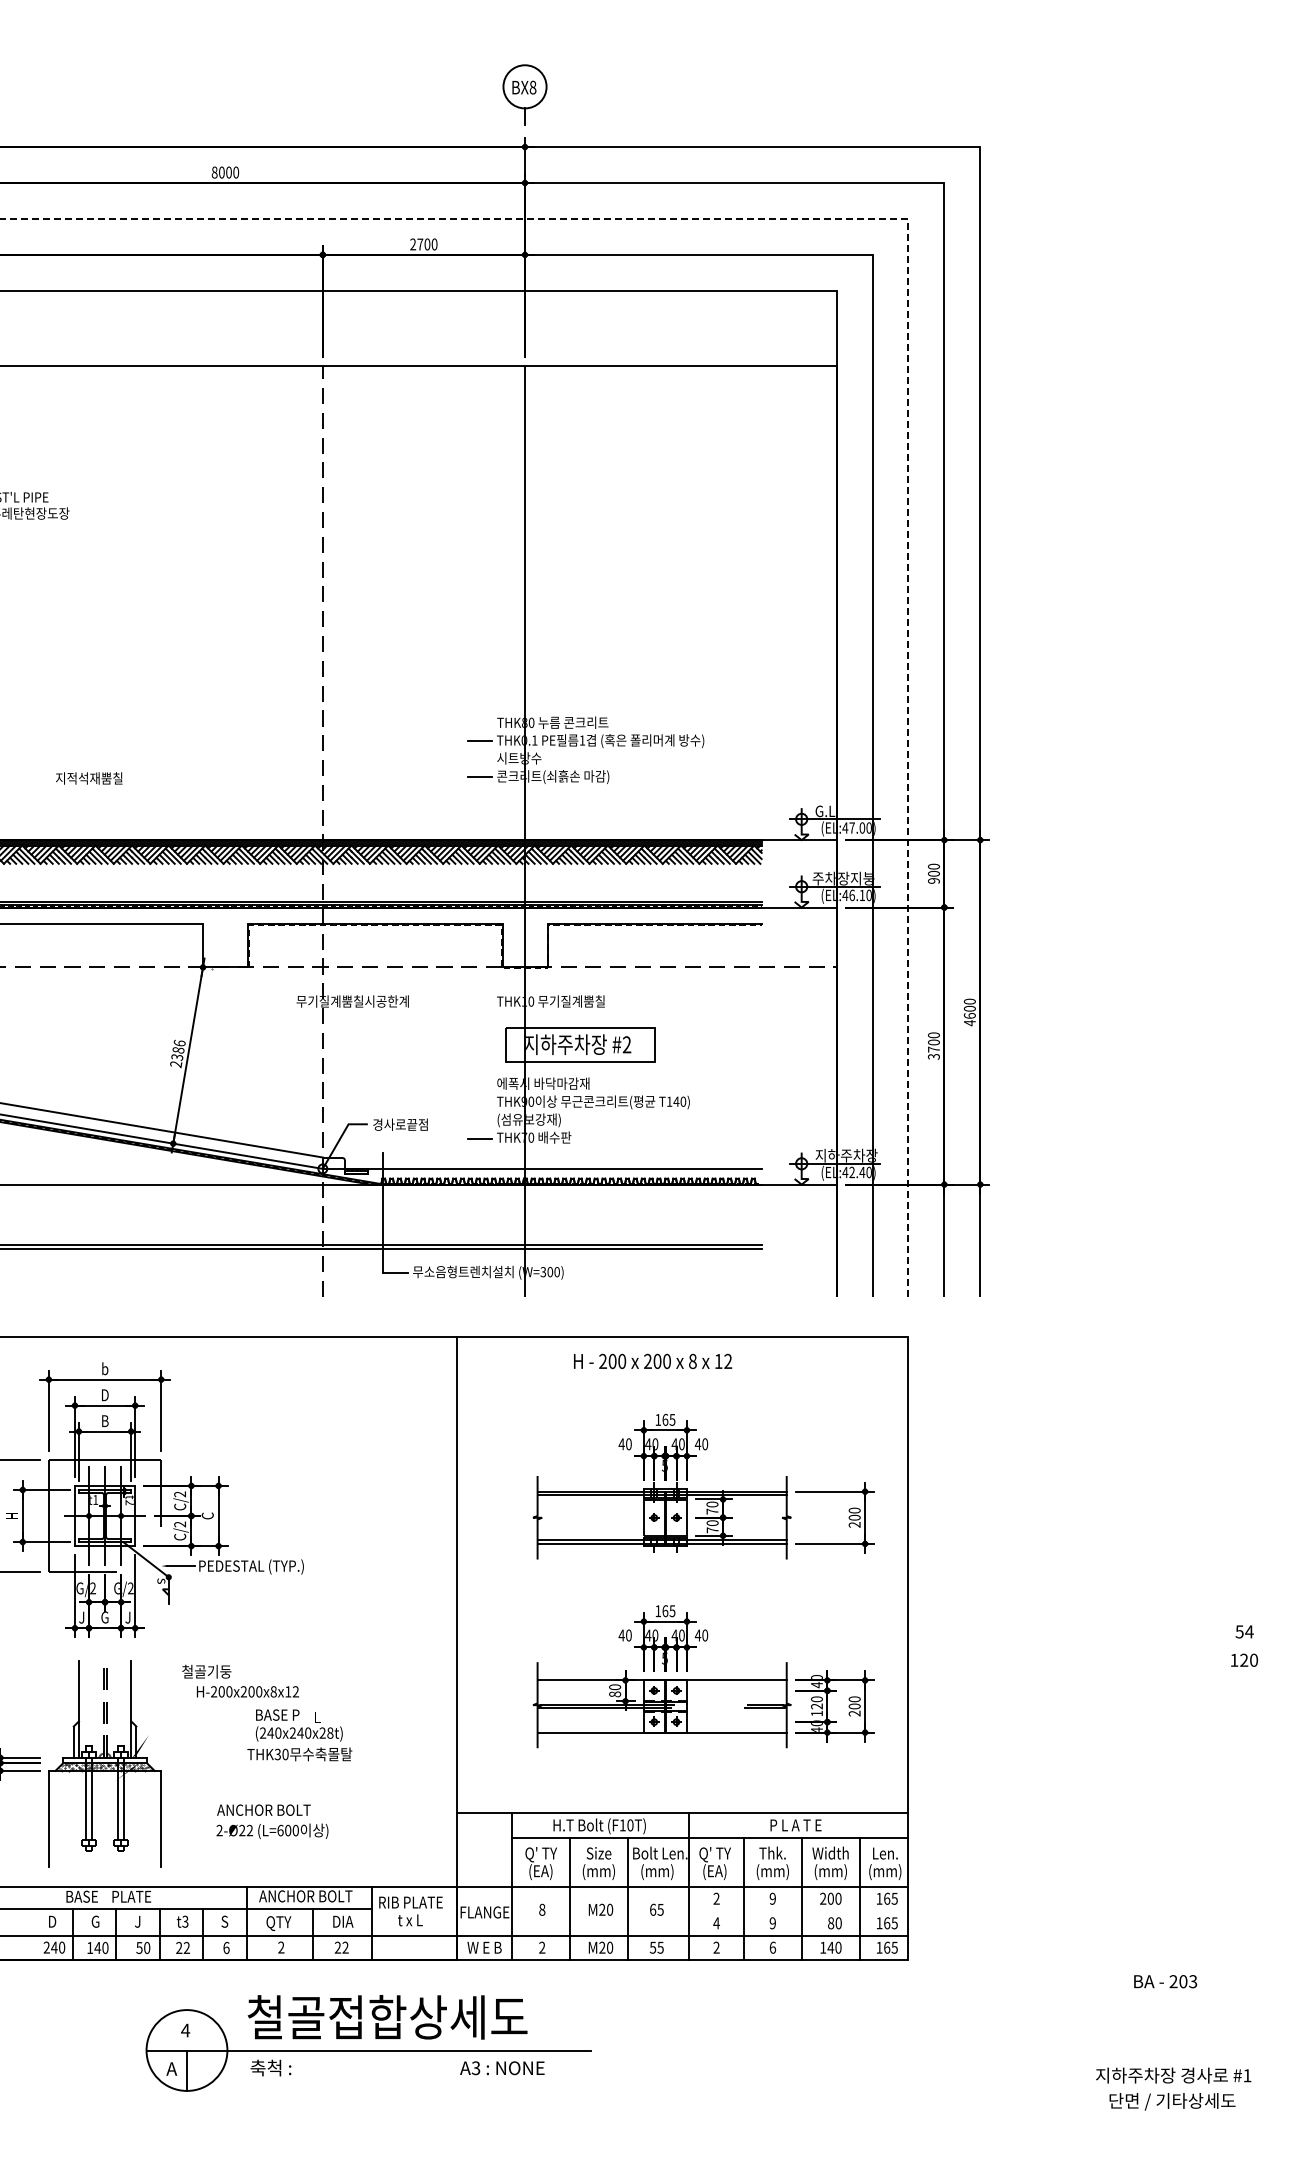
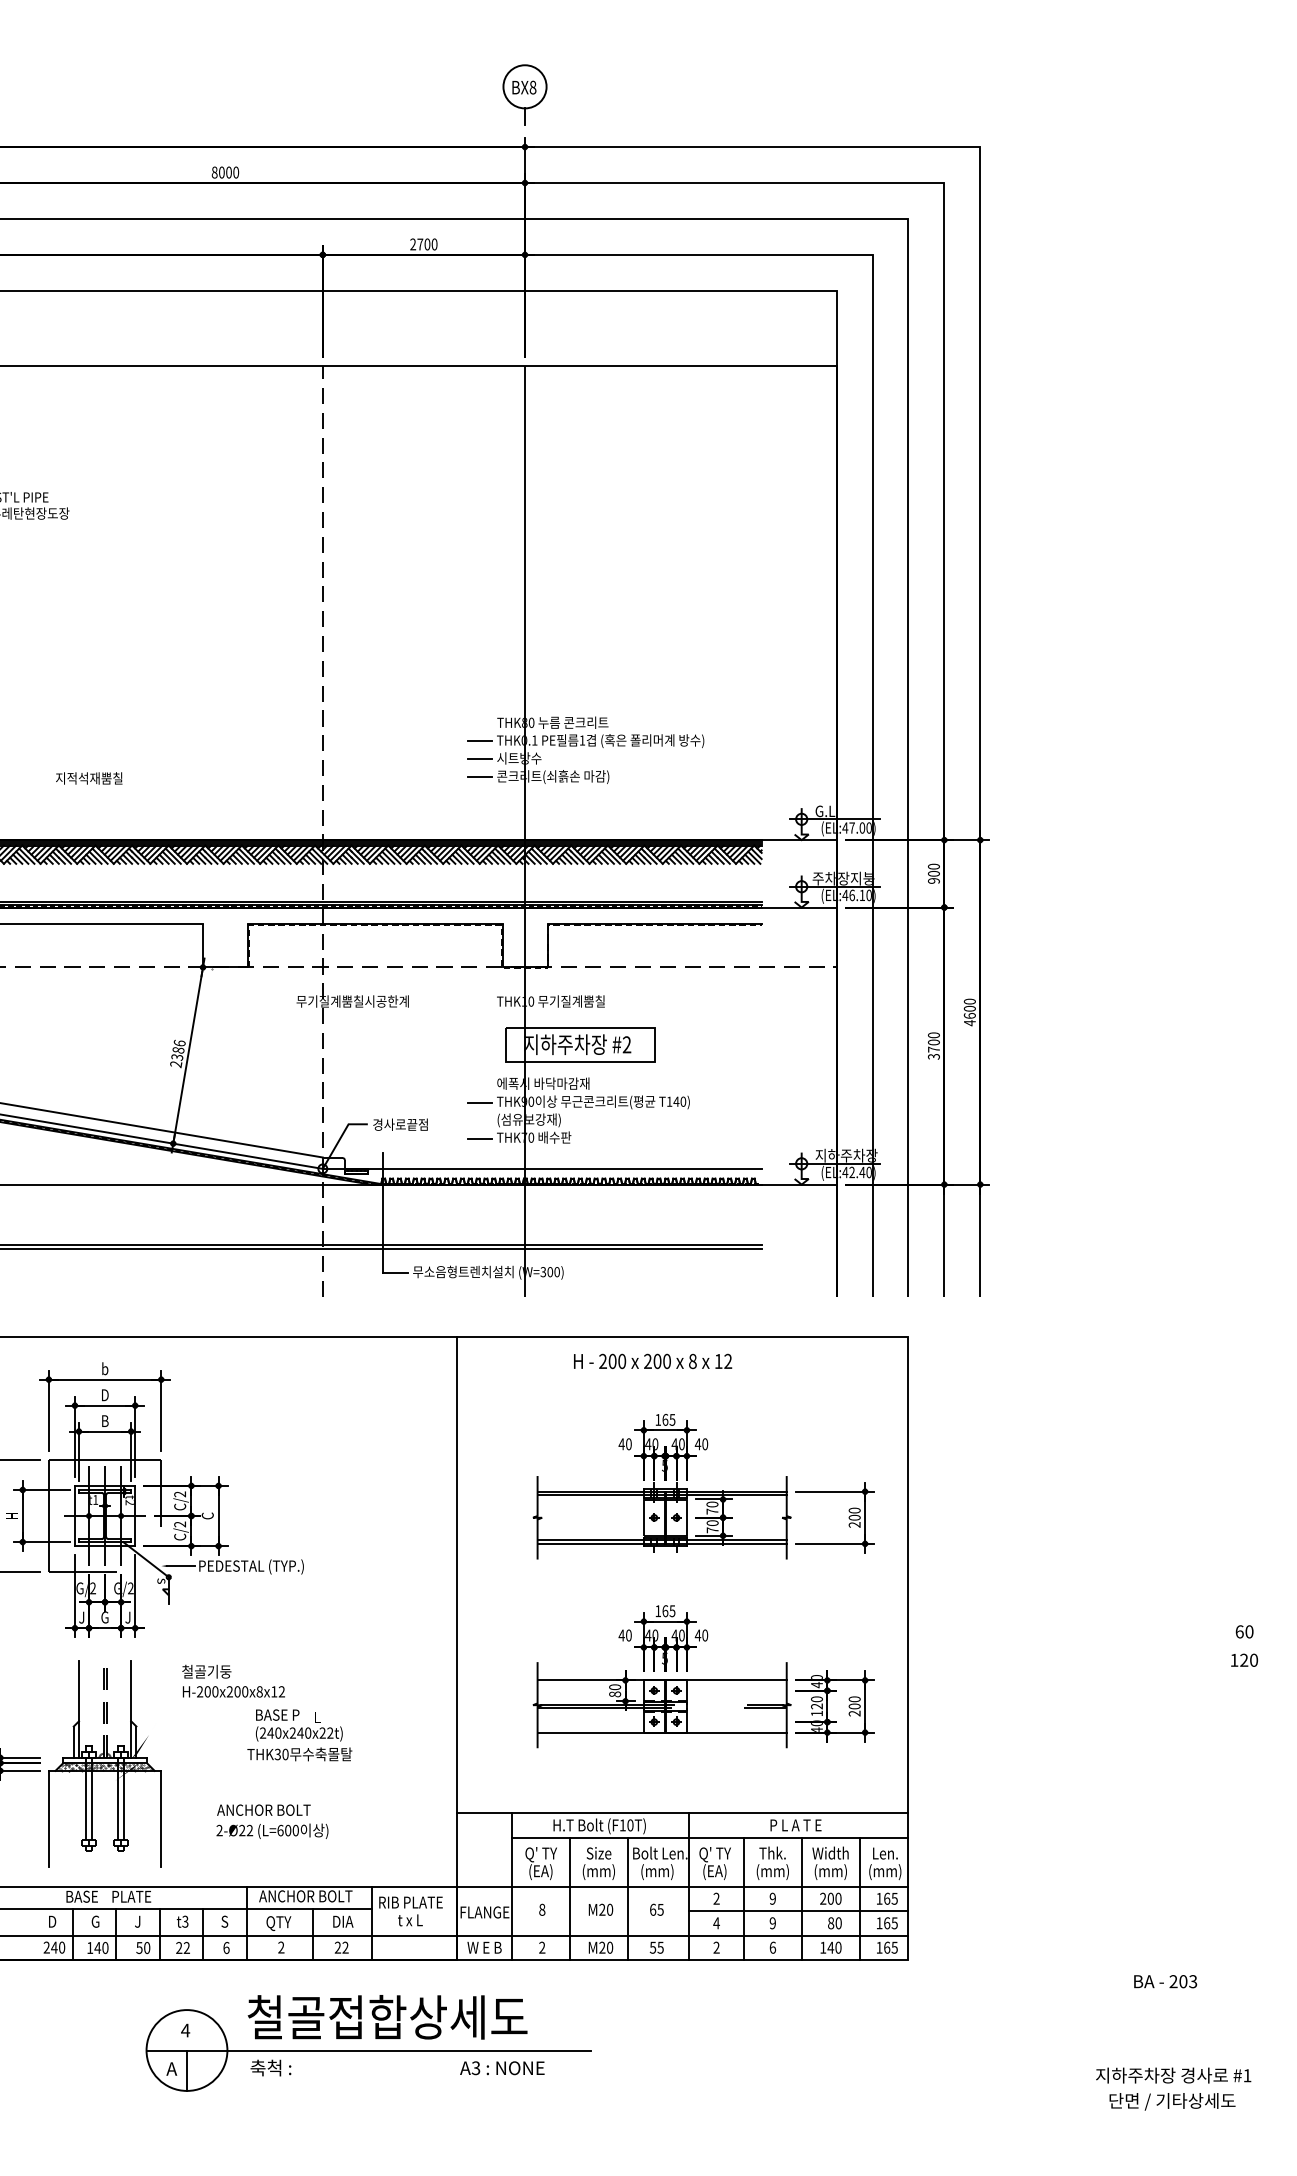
line: dashed -> solid (908, 303)
line: none -> present (479, 759)
line: none -> present (479, 1102)
text: 54 -> 60 (1244, 1631)
text position: (247, 1691) -> (233, 1691) (233, 1691)
text: (240x240x28t) -> (240x240x22t) (330, 1732)
line: none -> present (798, 1911)
